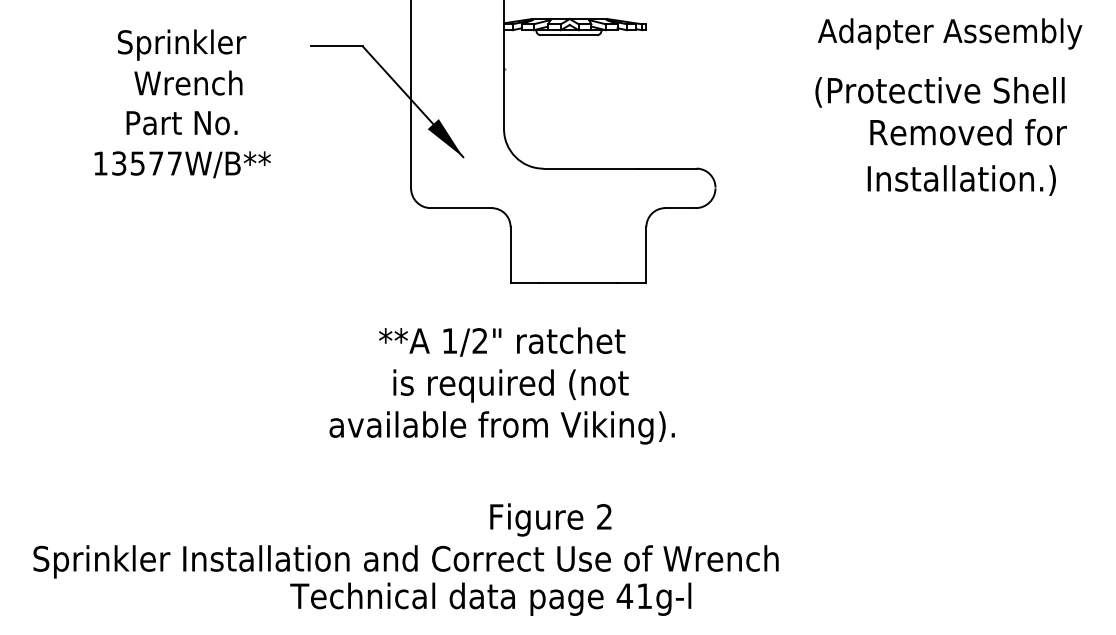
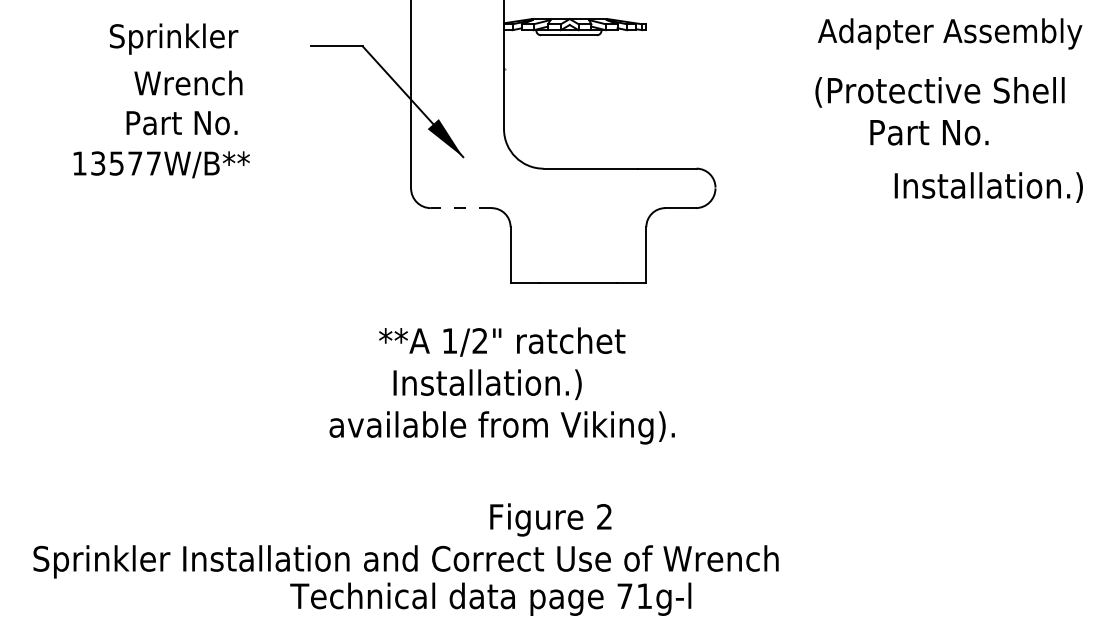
text position: (182, 44) -> (174, 38) (174, 38)
text: Removed for -> Part No. (969, 132)
text position: (182, 164) -> (161, 164) (161, 164)
text position: (961, 180) -> (988, 187) (988, 187)
line: solid -> dashed (460, 208)
text: is required (not -> Installation.) (510, 385)
text: 41g-l -> 71g-l (624, 595)
